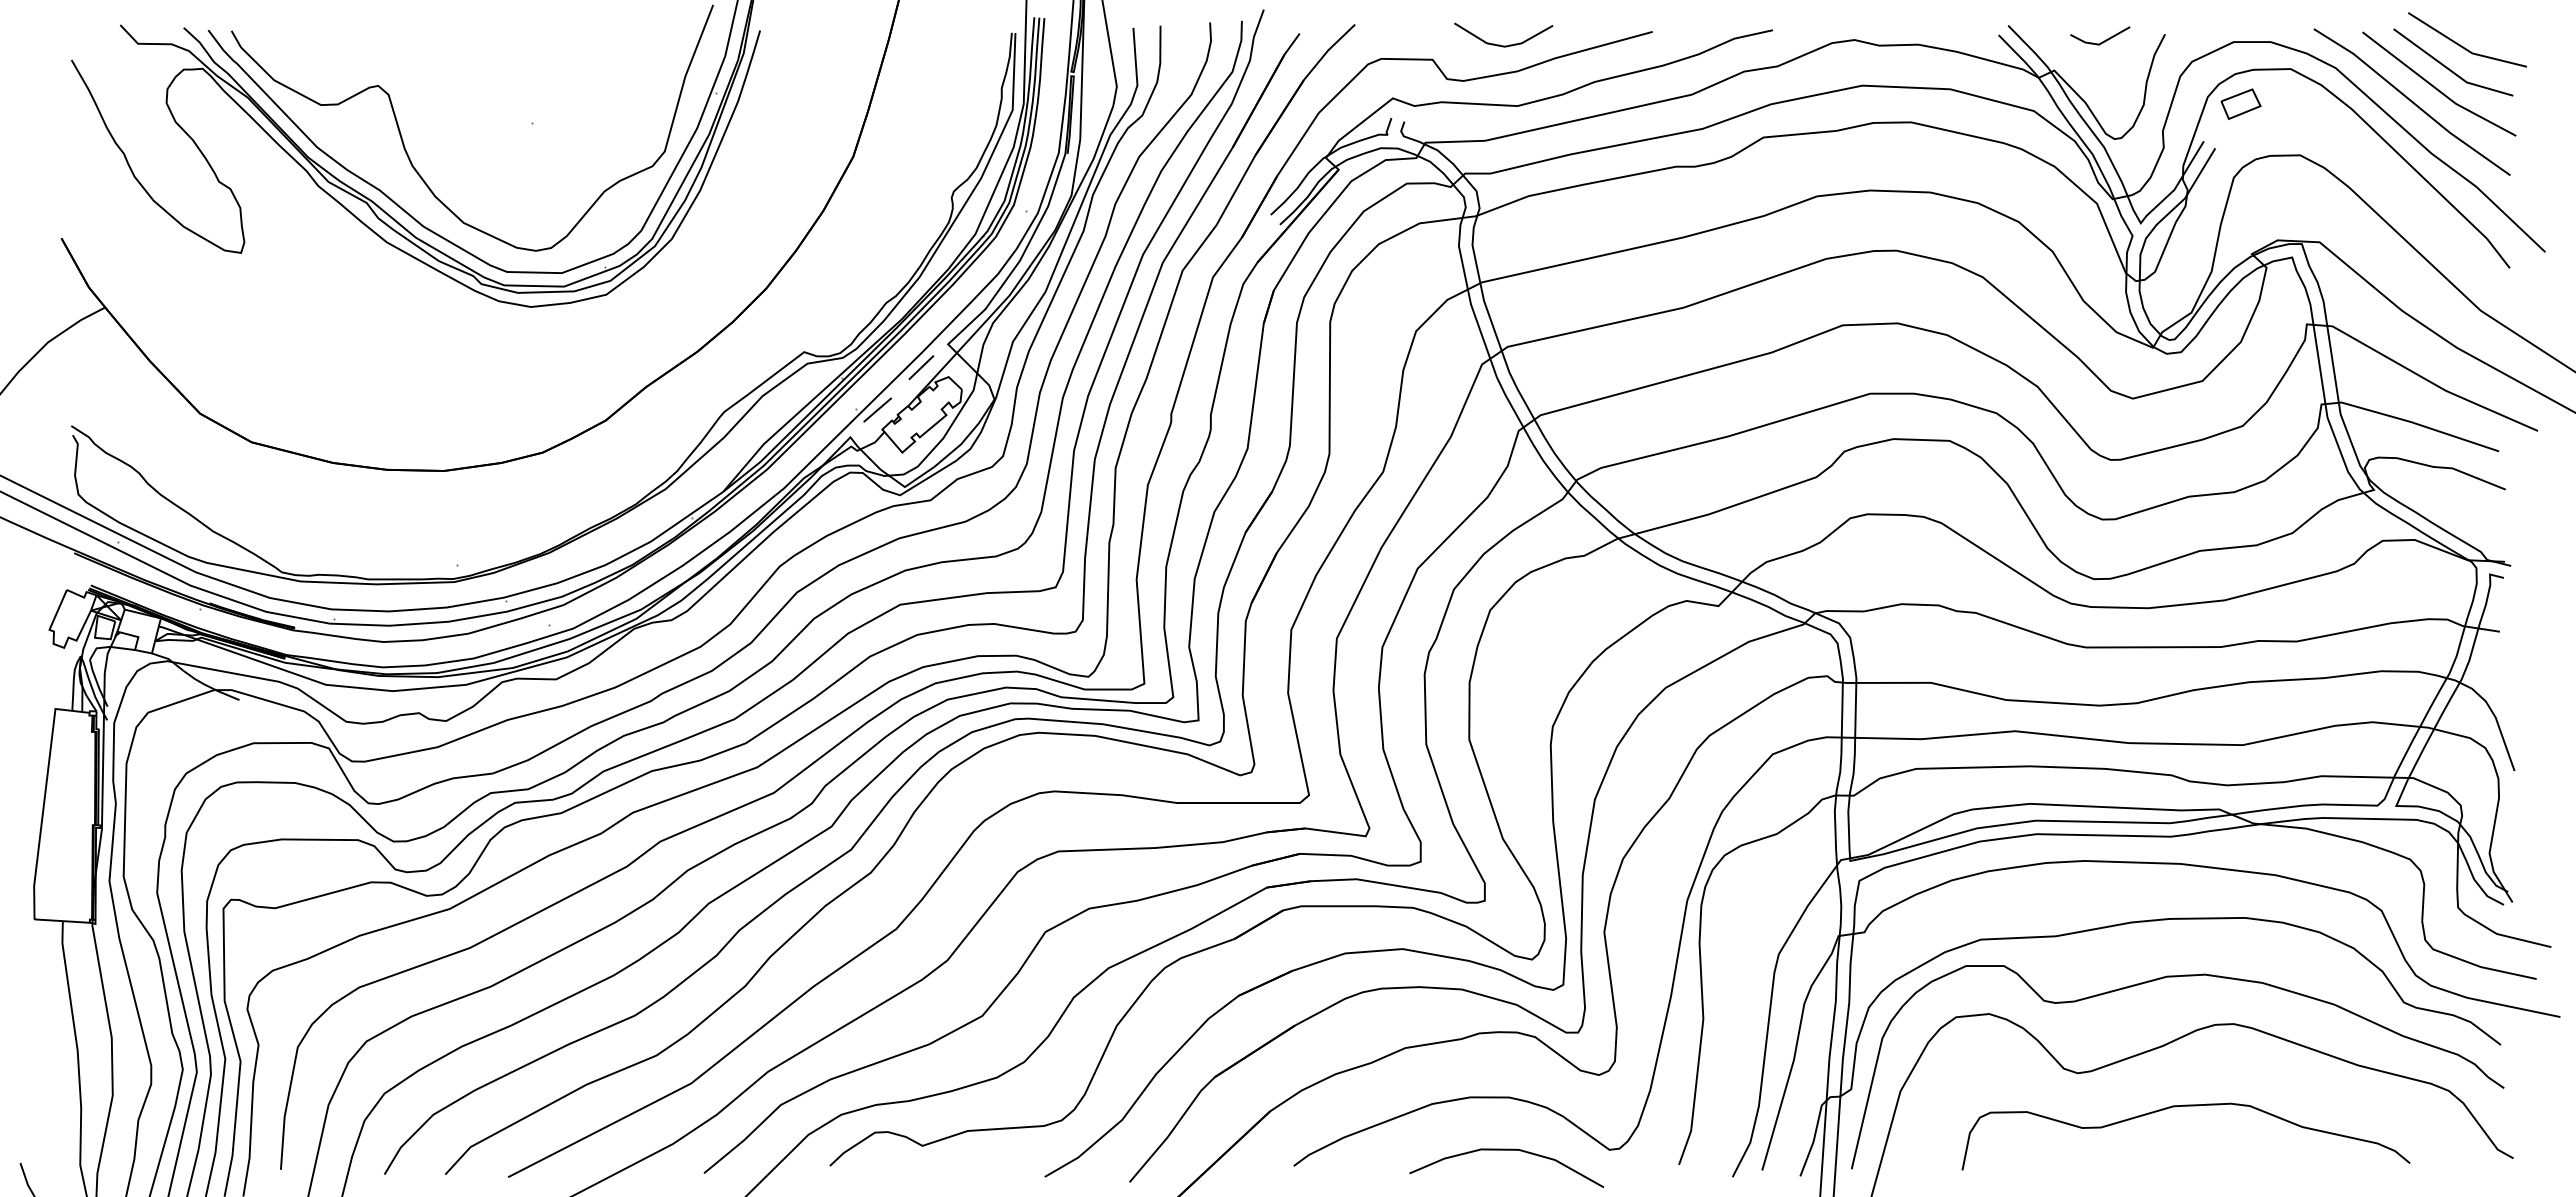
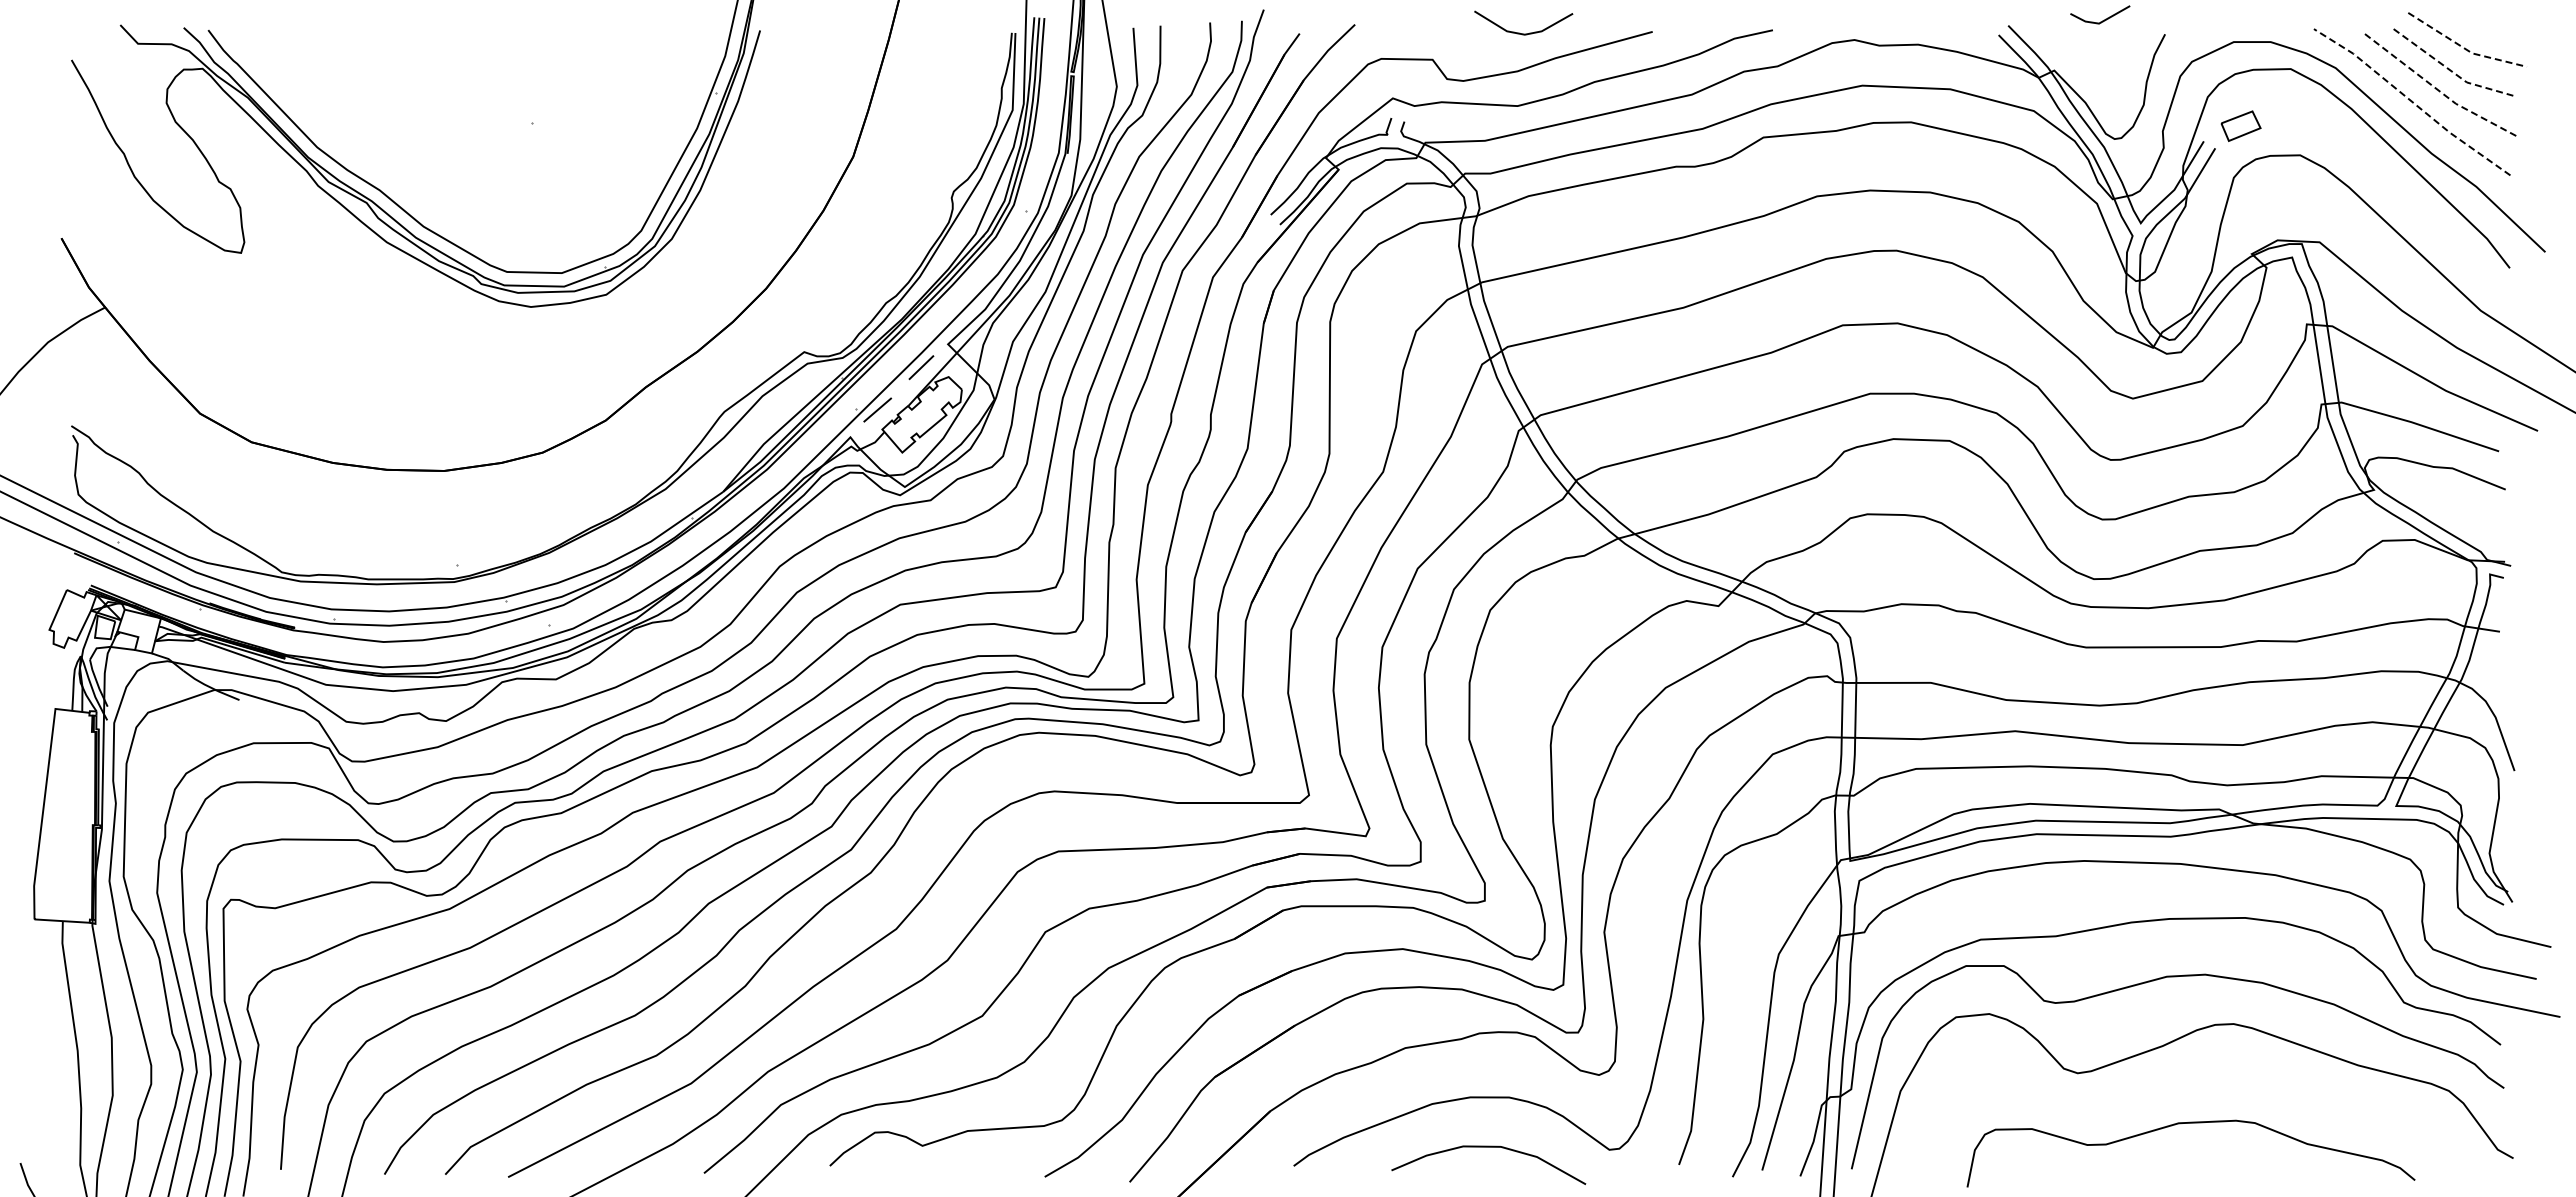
line position: (2102, 41) -> (2102, 20) (2102, 20)
line position: (1499, 44) -> (1519, 32) (1519, 32)
line: solid -> dashed (2464, 48)
line: solid -> dashed (2450, 70)
line: solid -> dashed (2436, 89)
line: solid -> dashed (2411, 101)
part position: (2240, 103) -> (2240, 125) (2240, 125)
curve: present -> none (410, 158)
curve position: (2185, 1106) -> (2190, 1123) (2190, 1123)
curve position: (1506, 1150) -> (1488, 1147) (1488, 1147)
